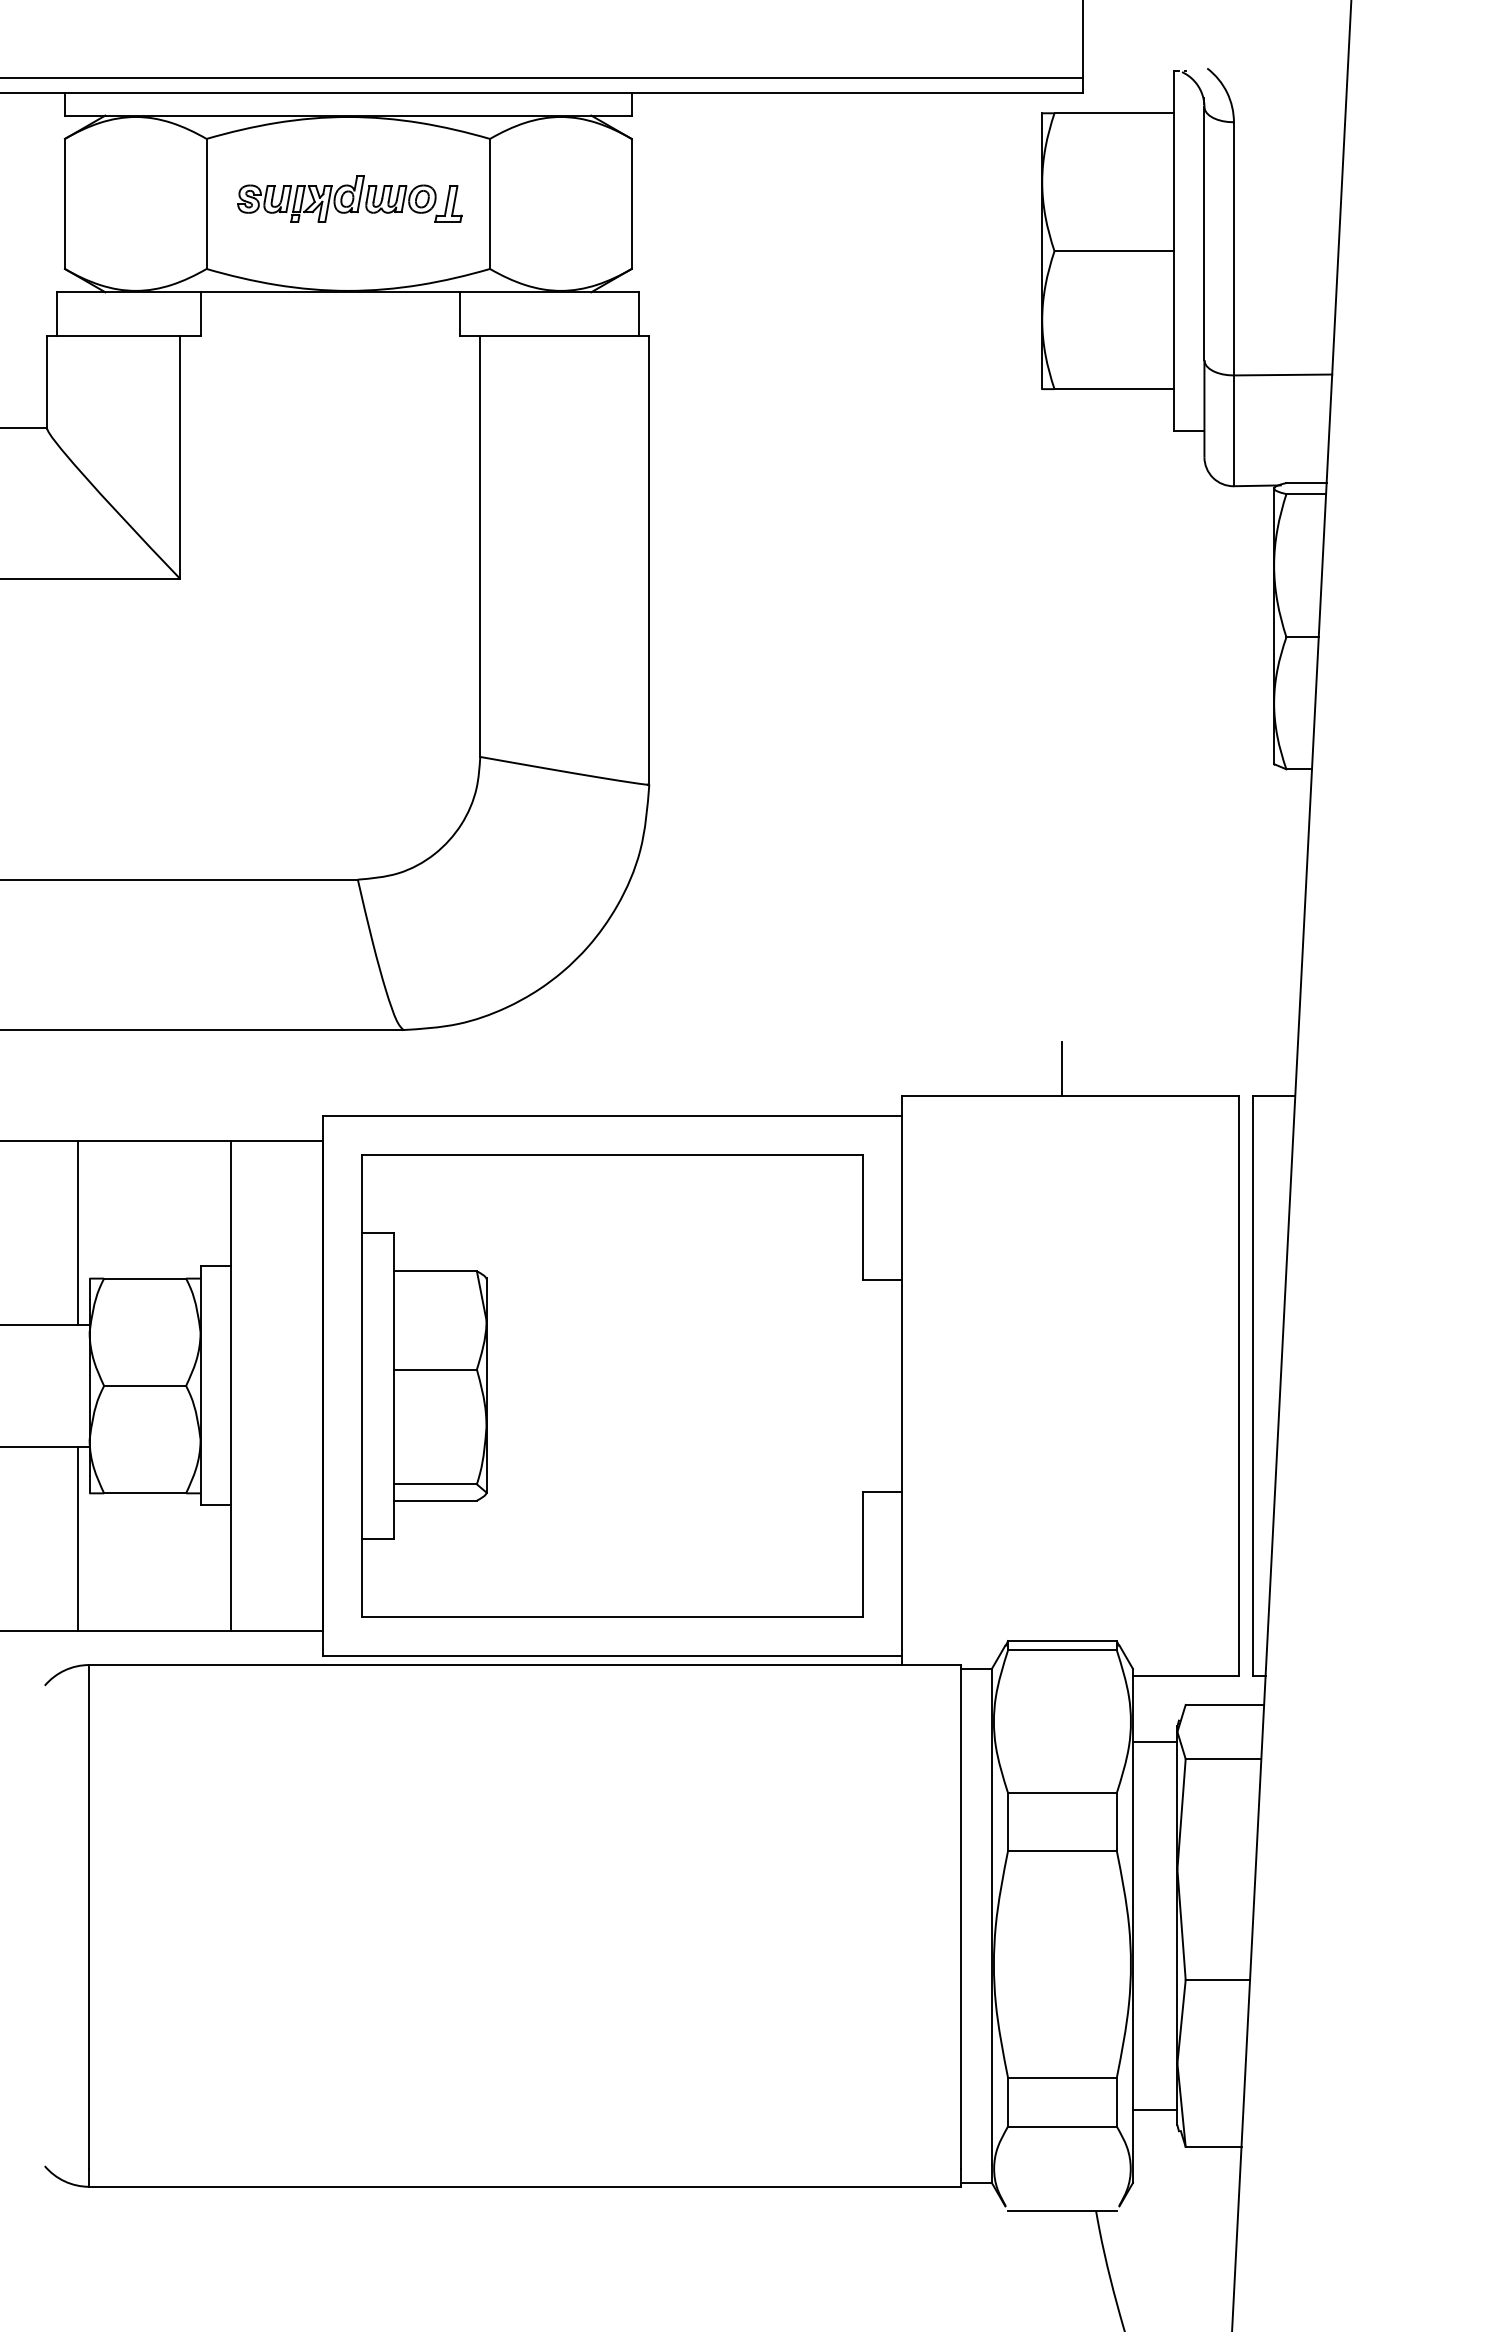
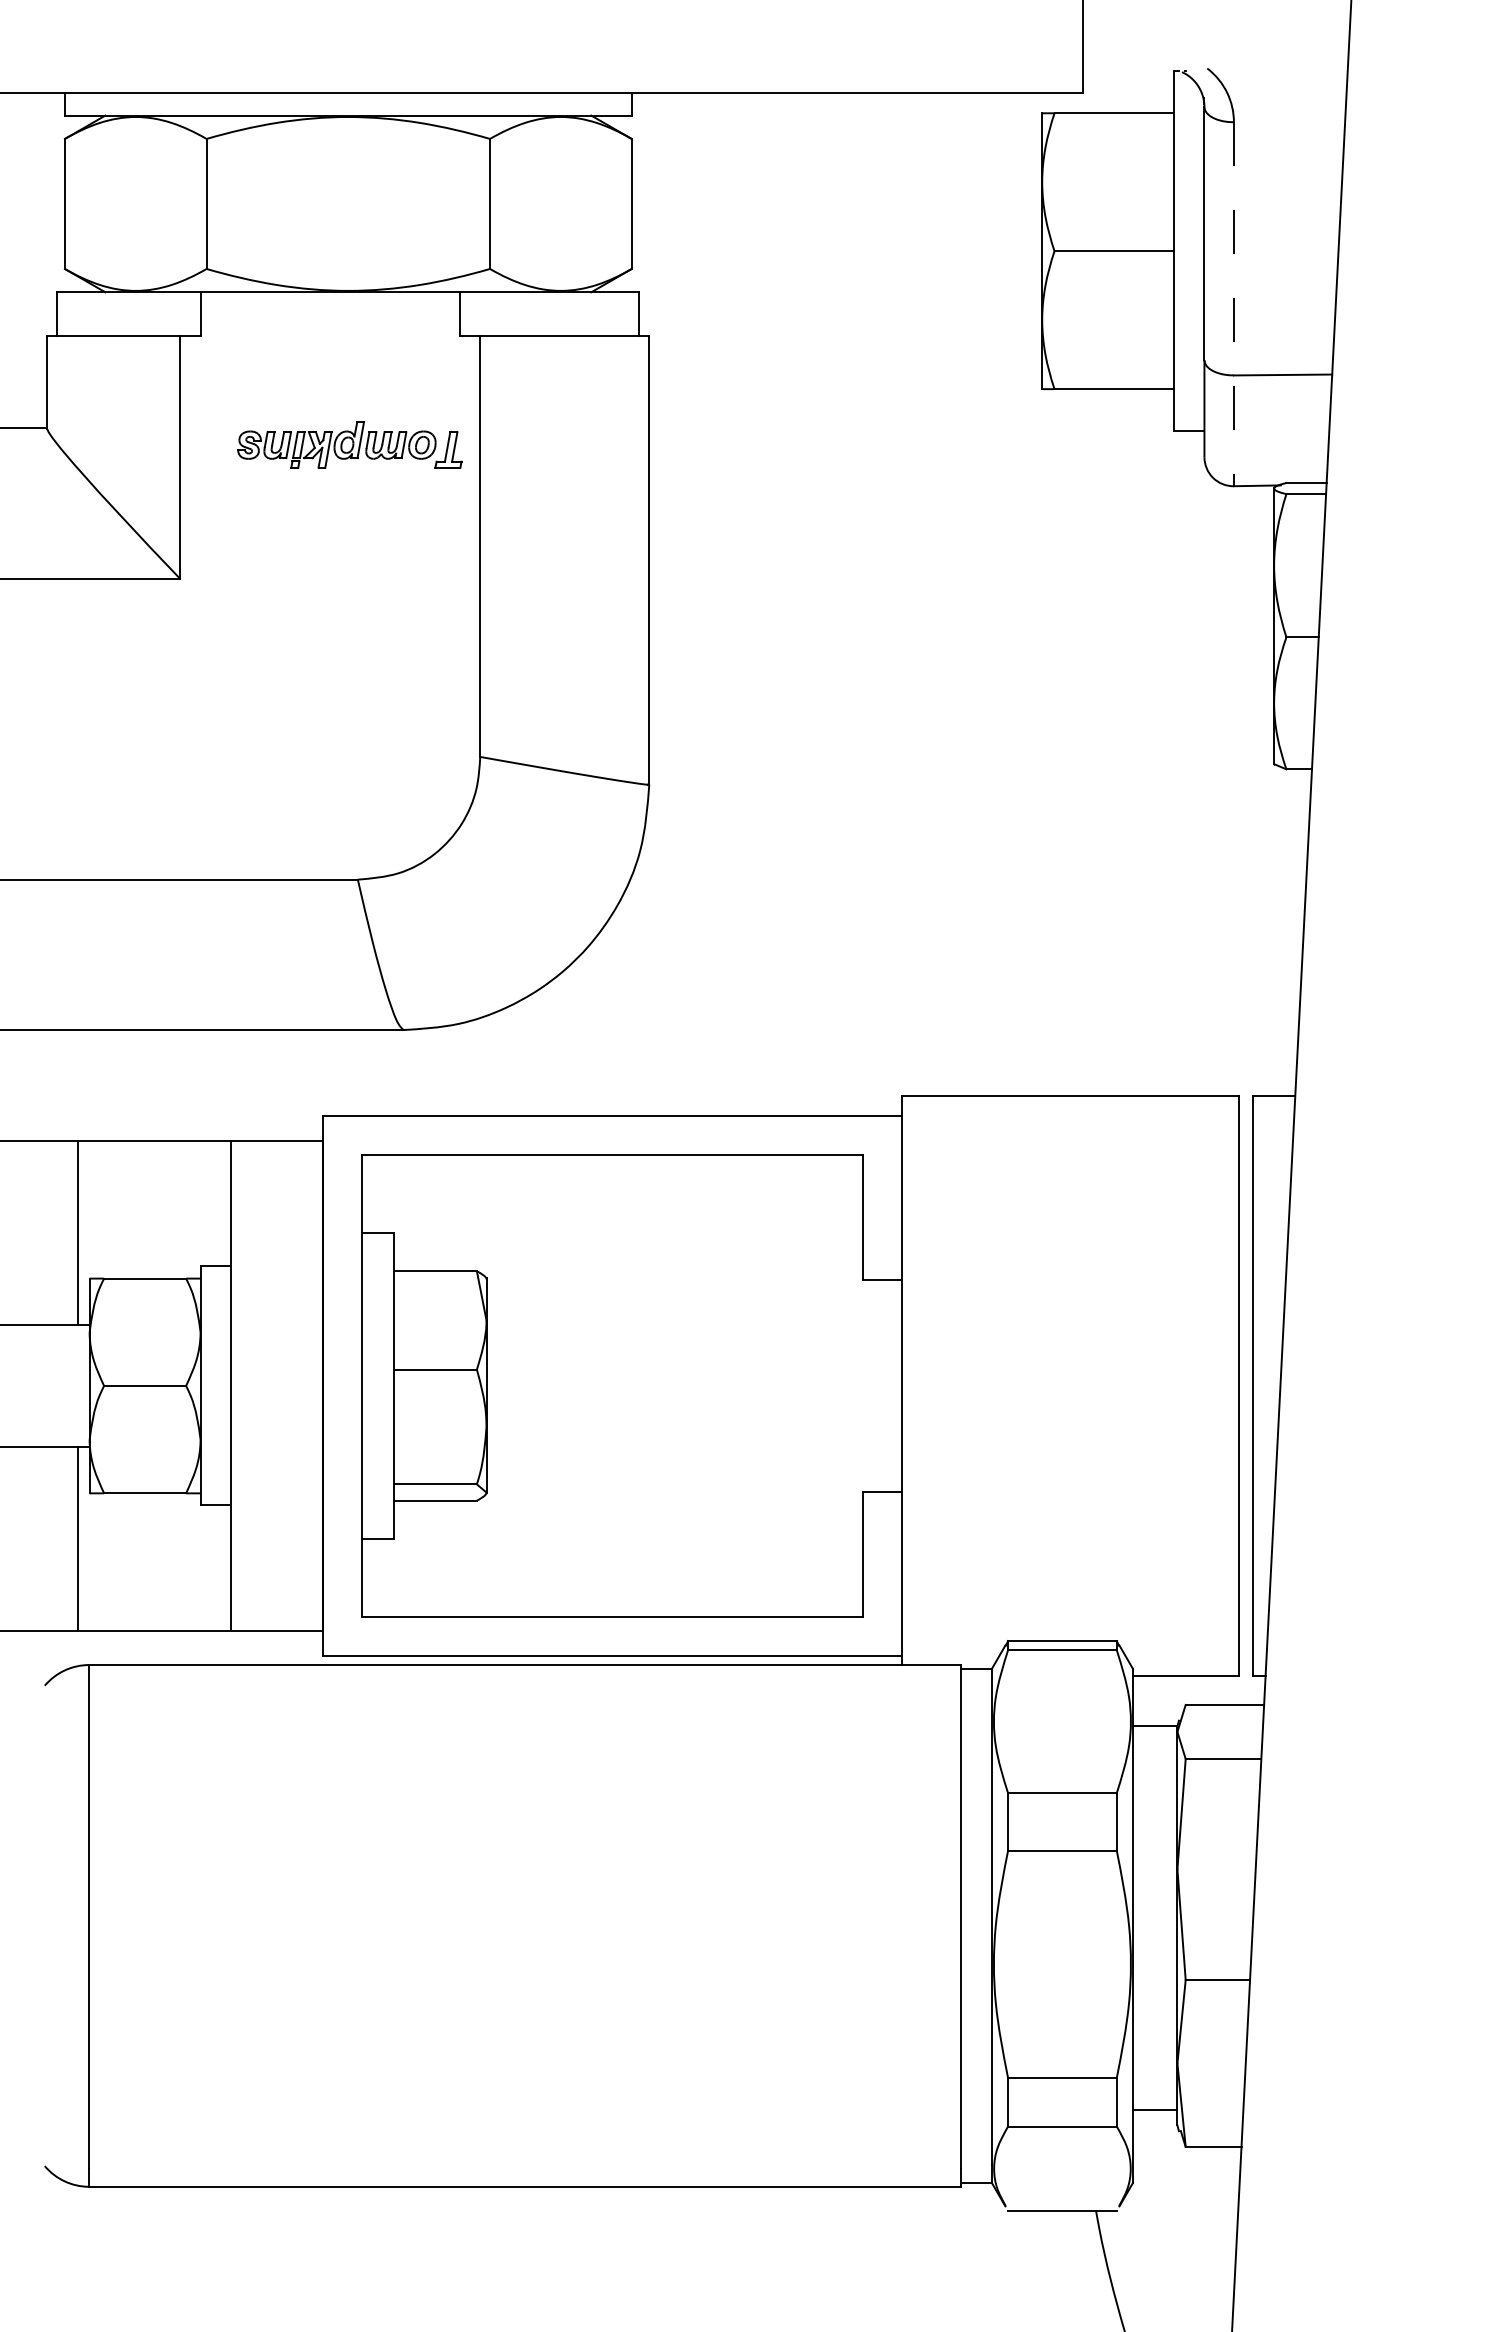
line: present -> none (542, 78)
part position: (349, 198) -> (349, 444) (349, 444)
line: solid -> dashed (1233, 304)
line: present -> none (1061, 1069)
line position: (1154, 1742) -> (1154, 1726) (1154, 1726)
